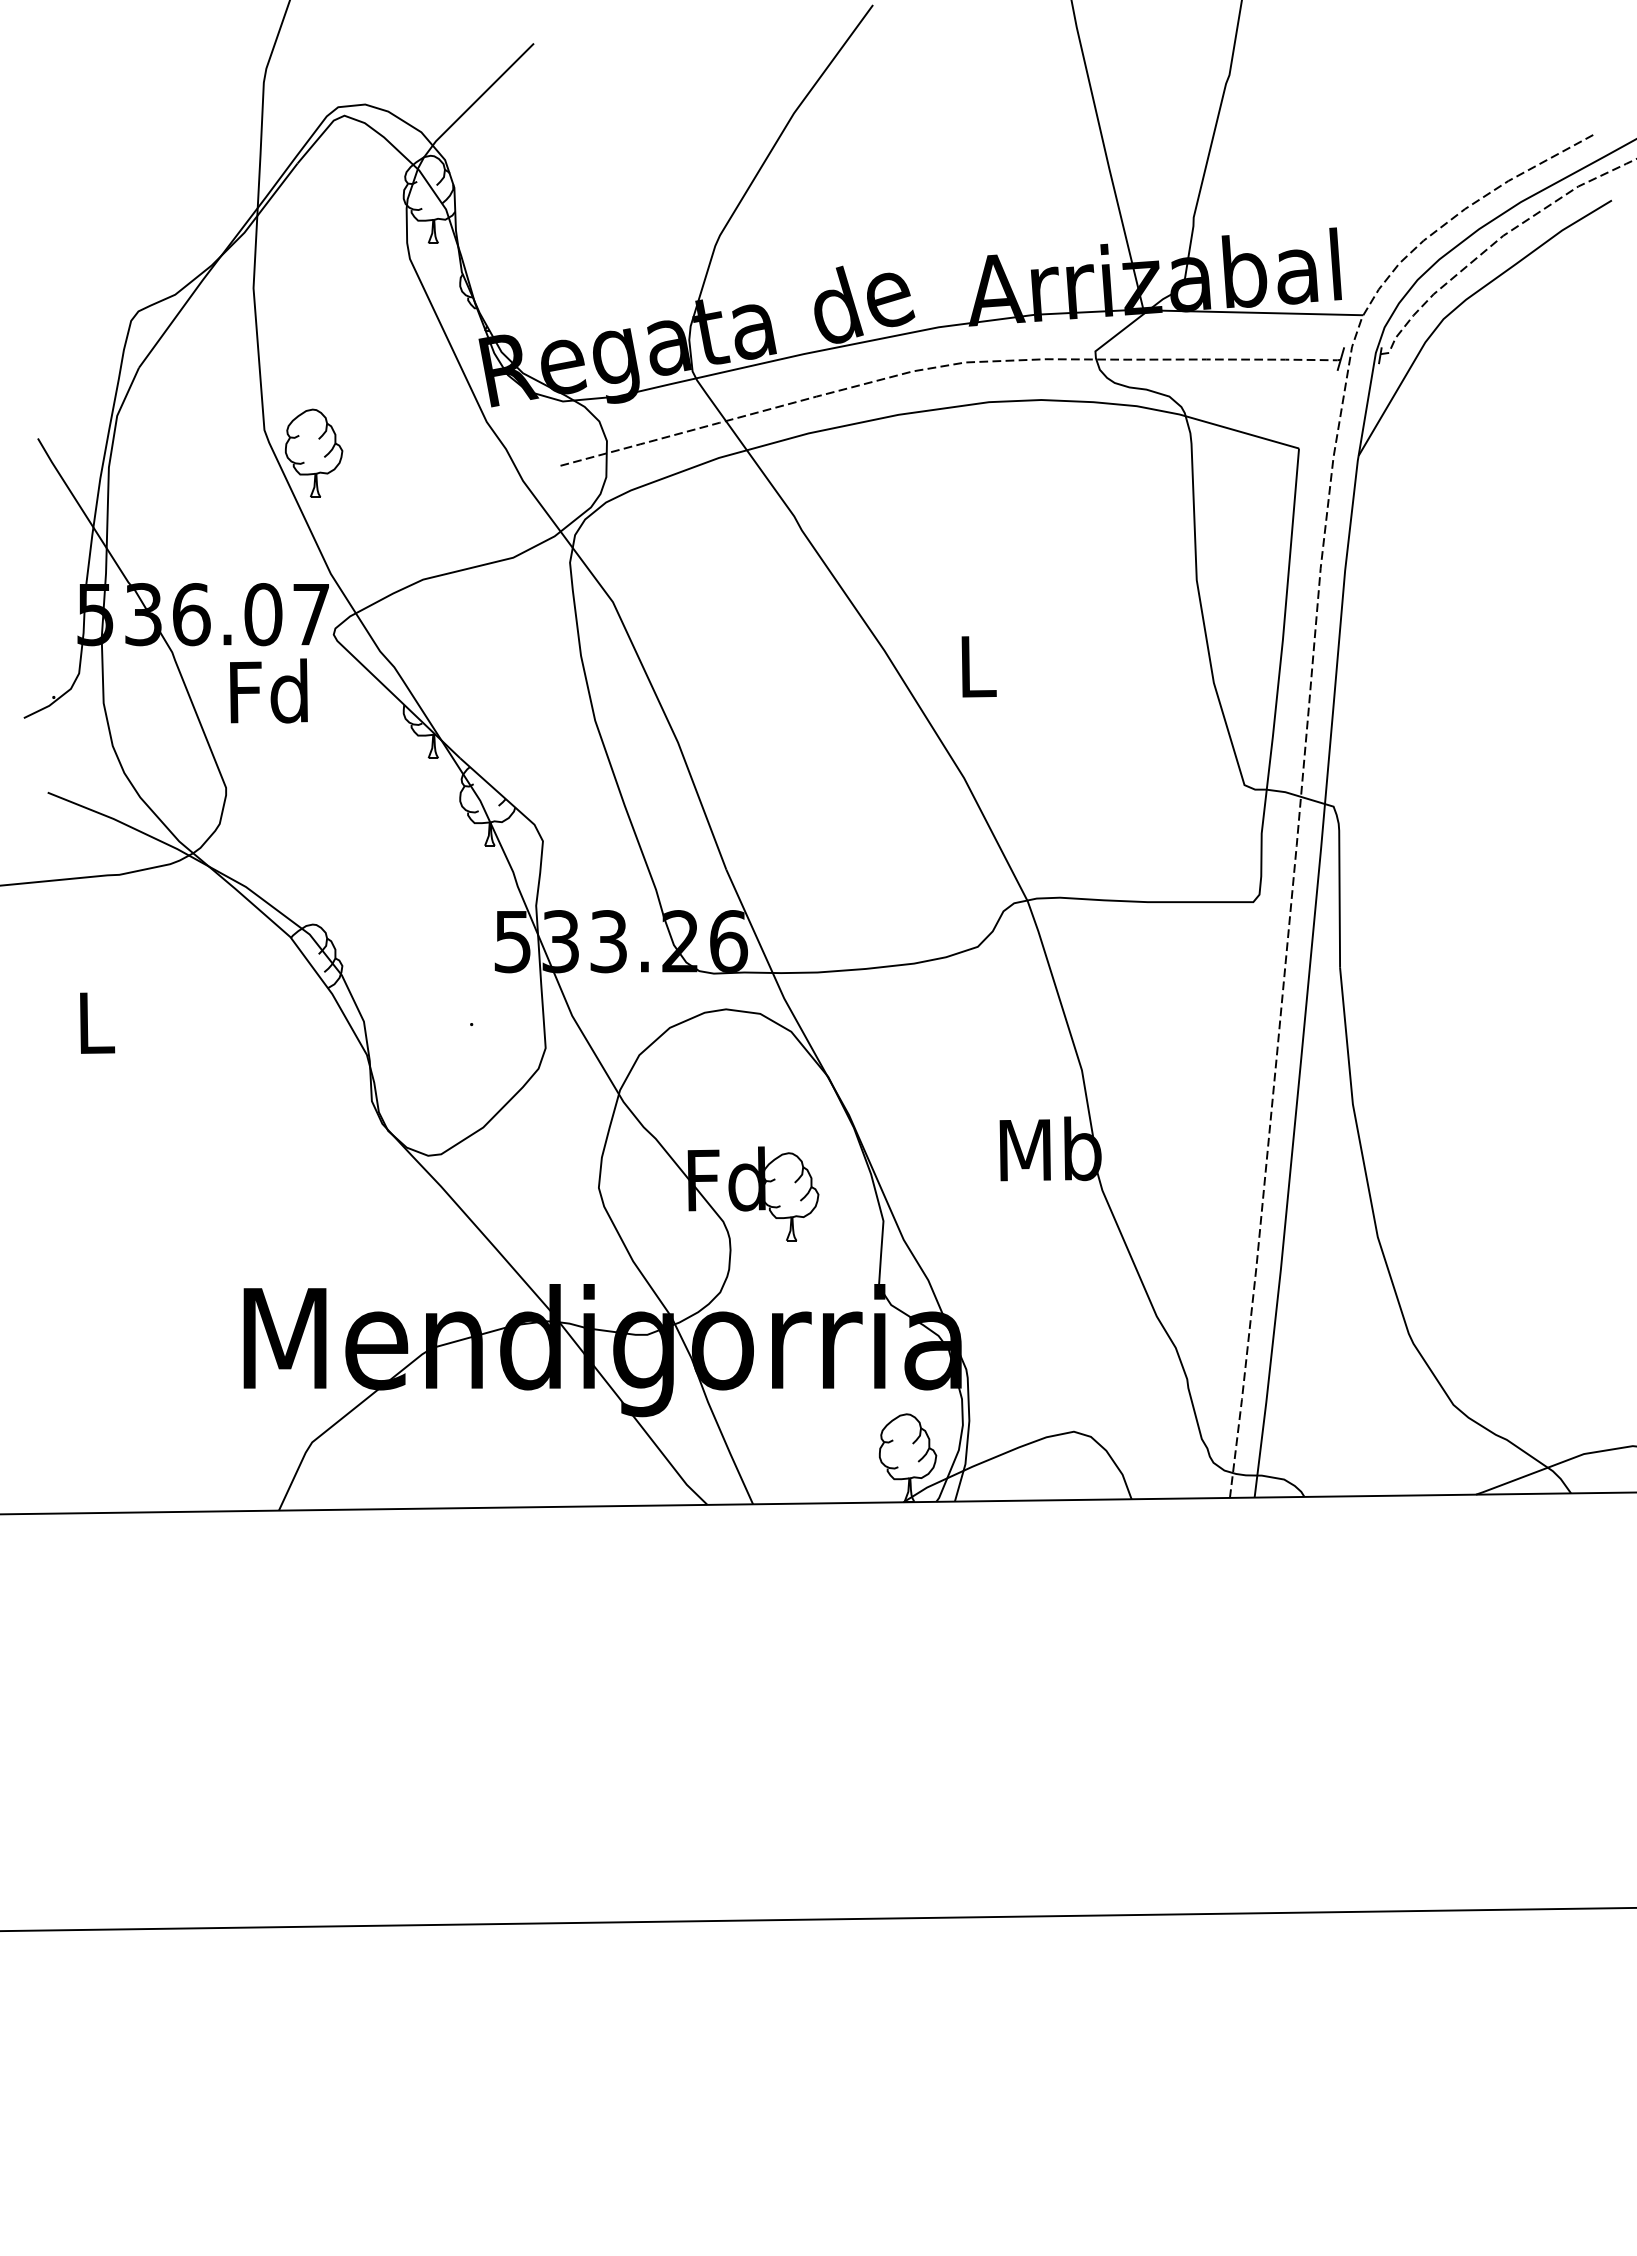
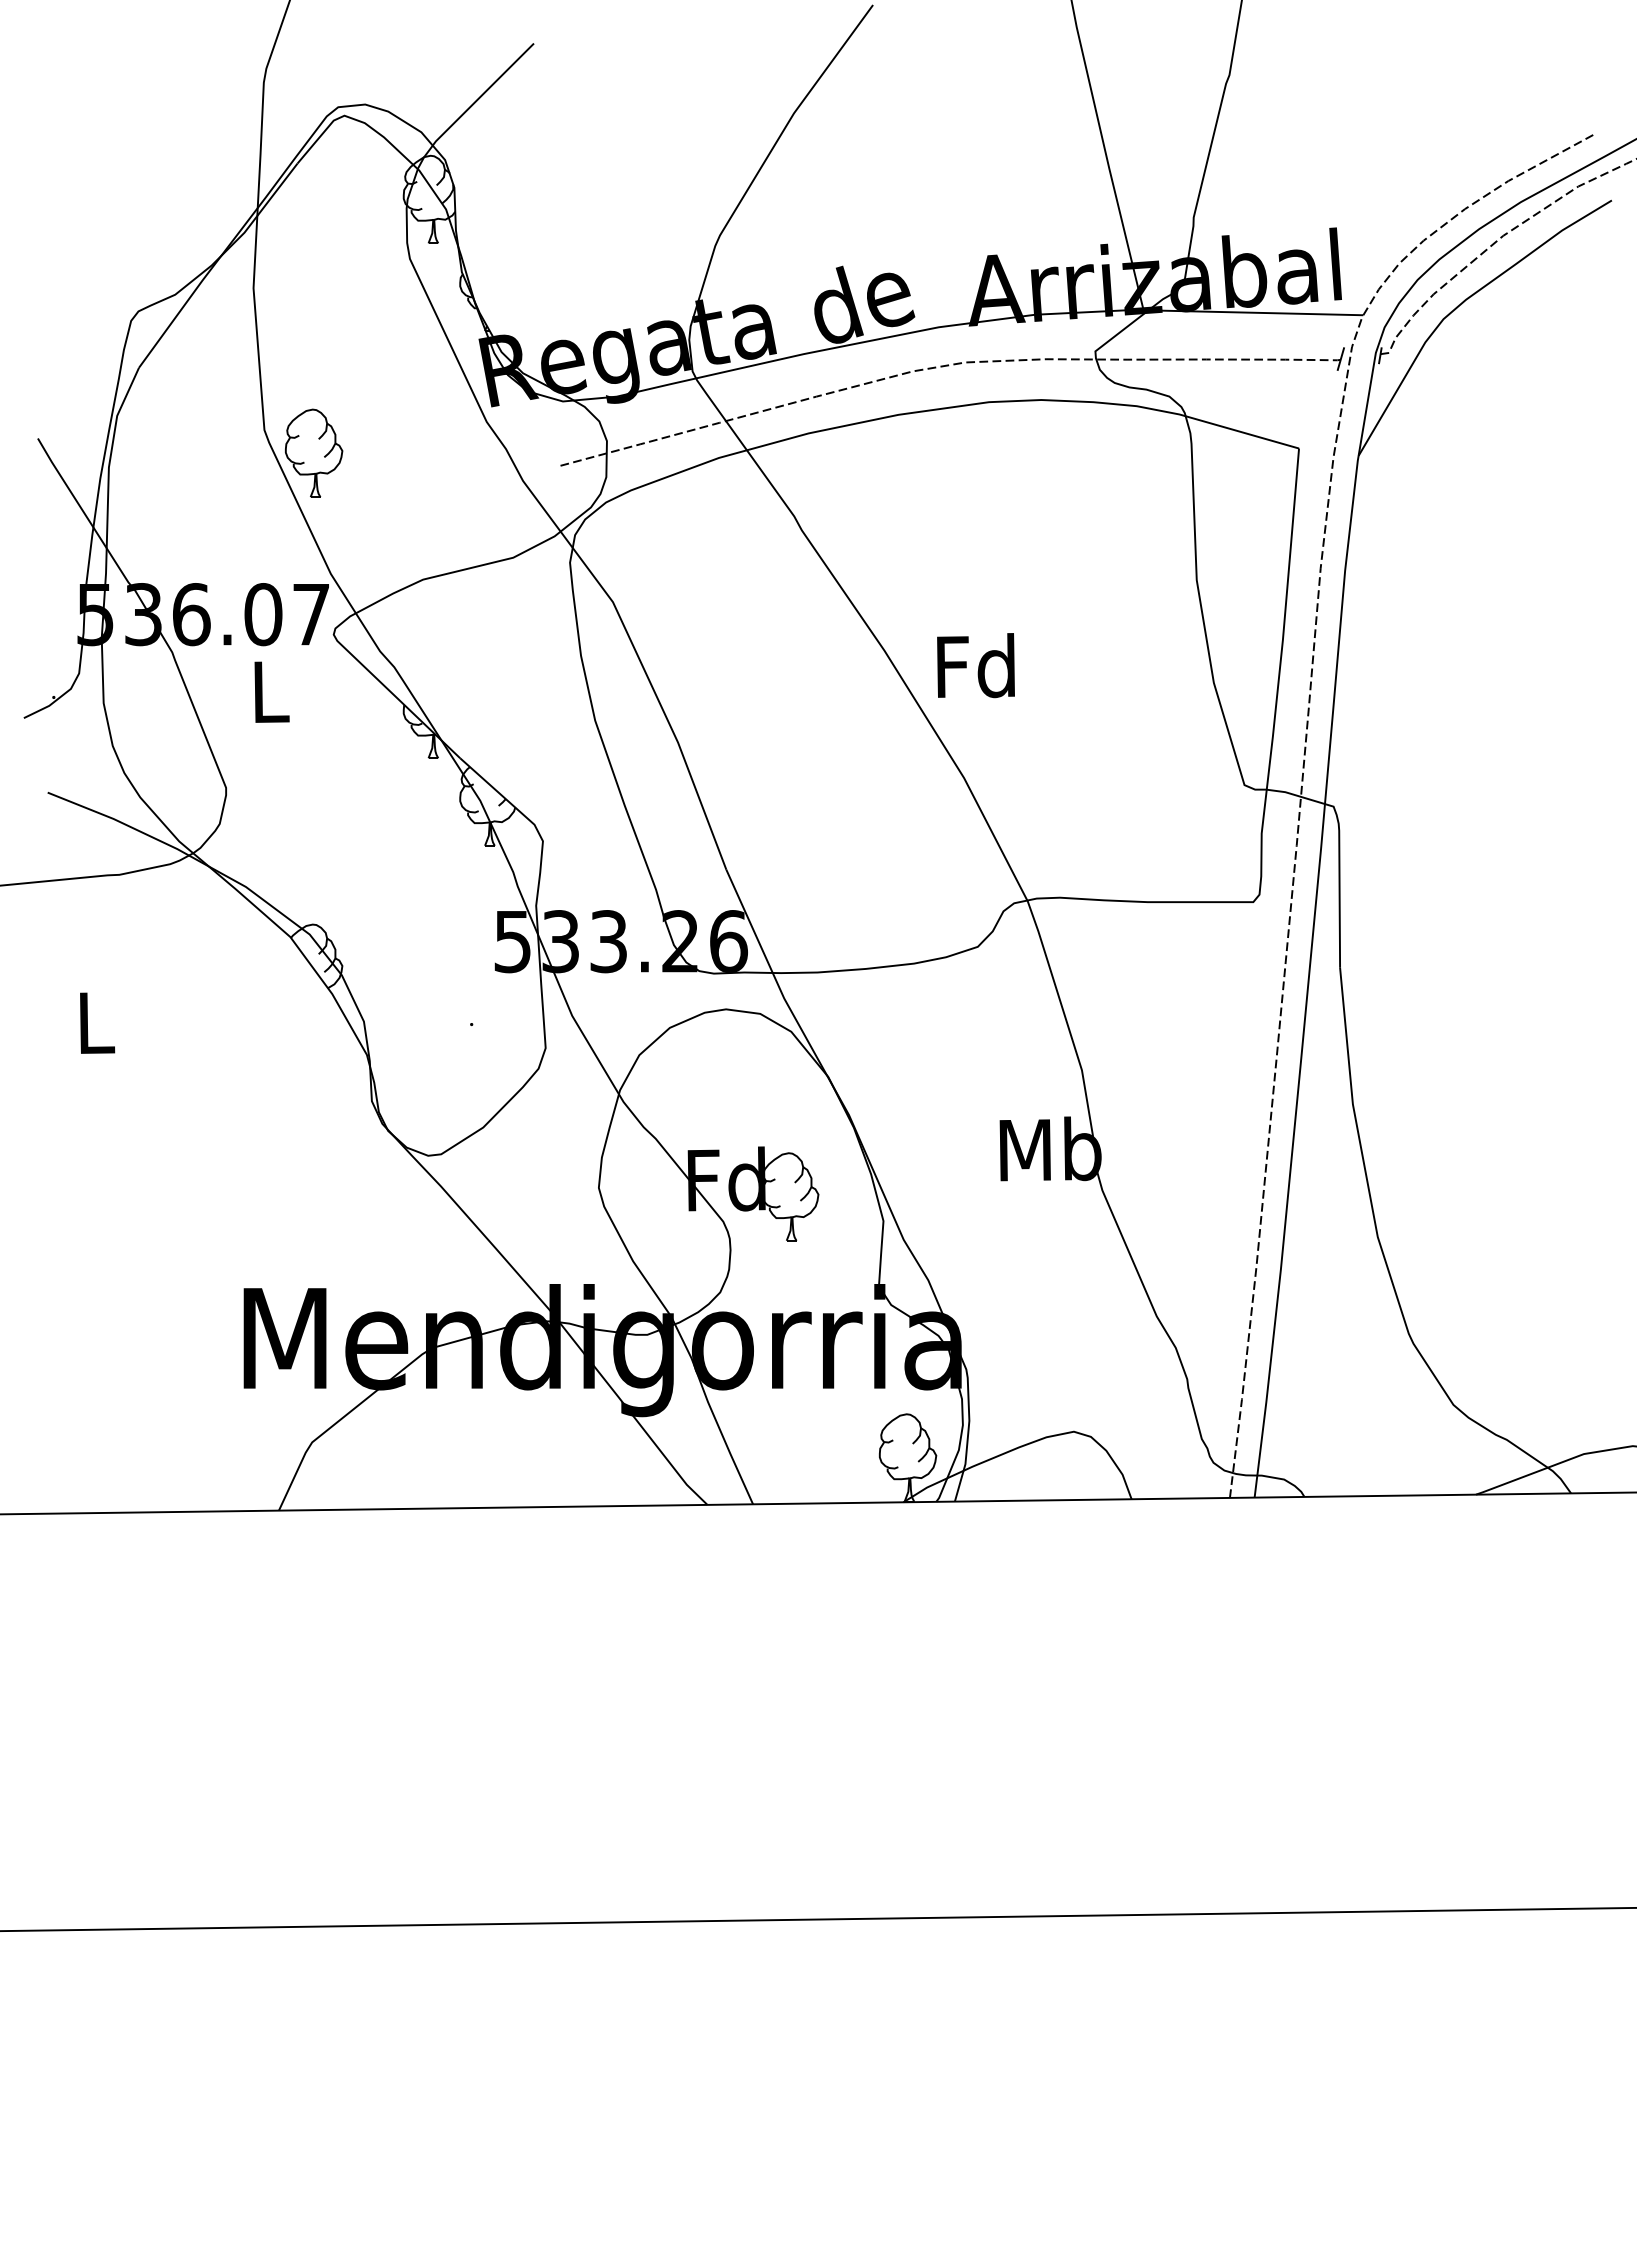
text: L -> Fd (975, 665)
text: Fd -> L (268, 690)
